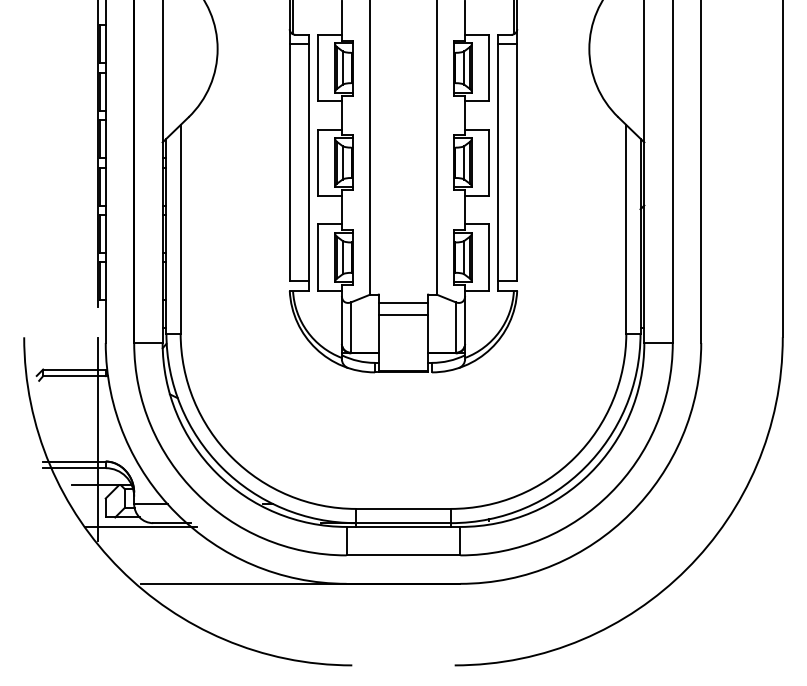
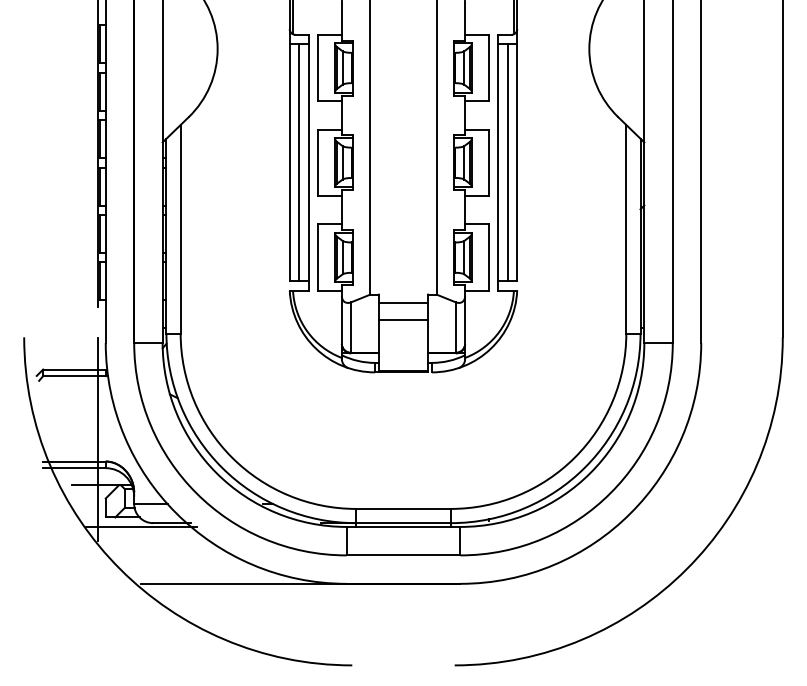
line: none -> present (299, 162)
line: none -> present (507, 162)
line position: (403, 315) -> (403, 320) (403, 320)
